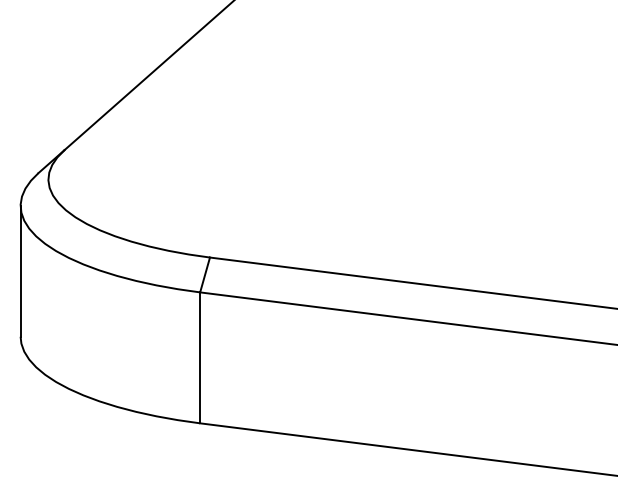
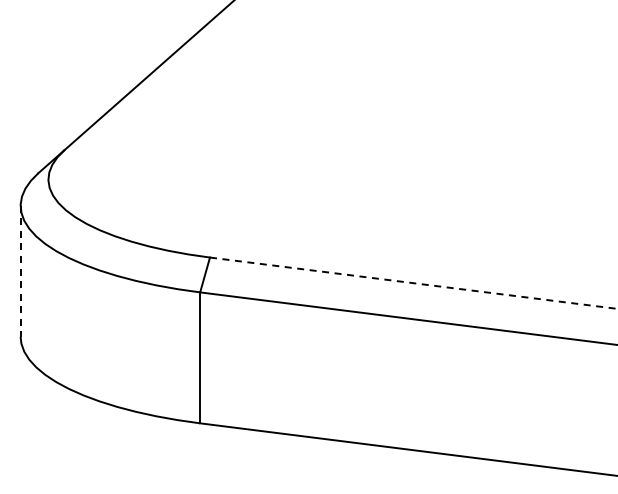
line: solid -> dashed (20, 271)
line: solid -> dashed (414, 283)
